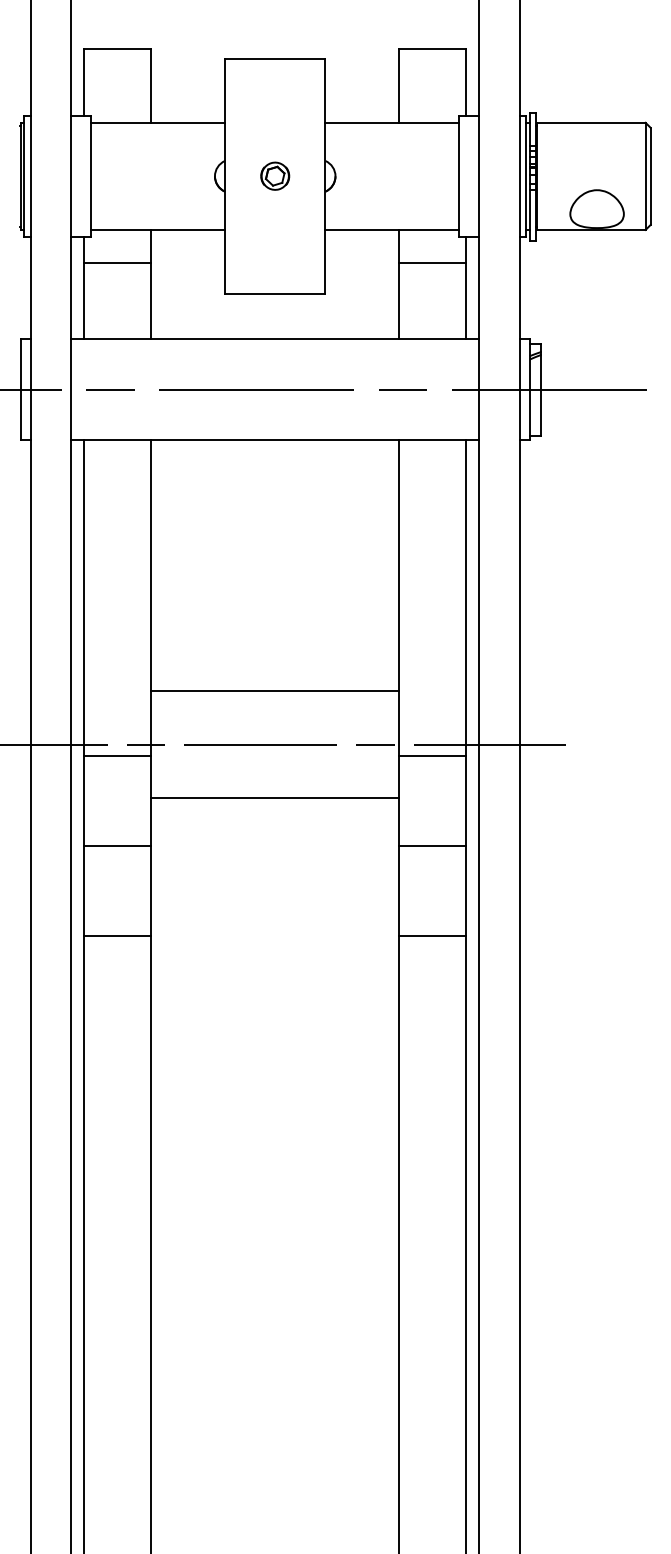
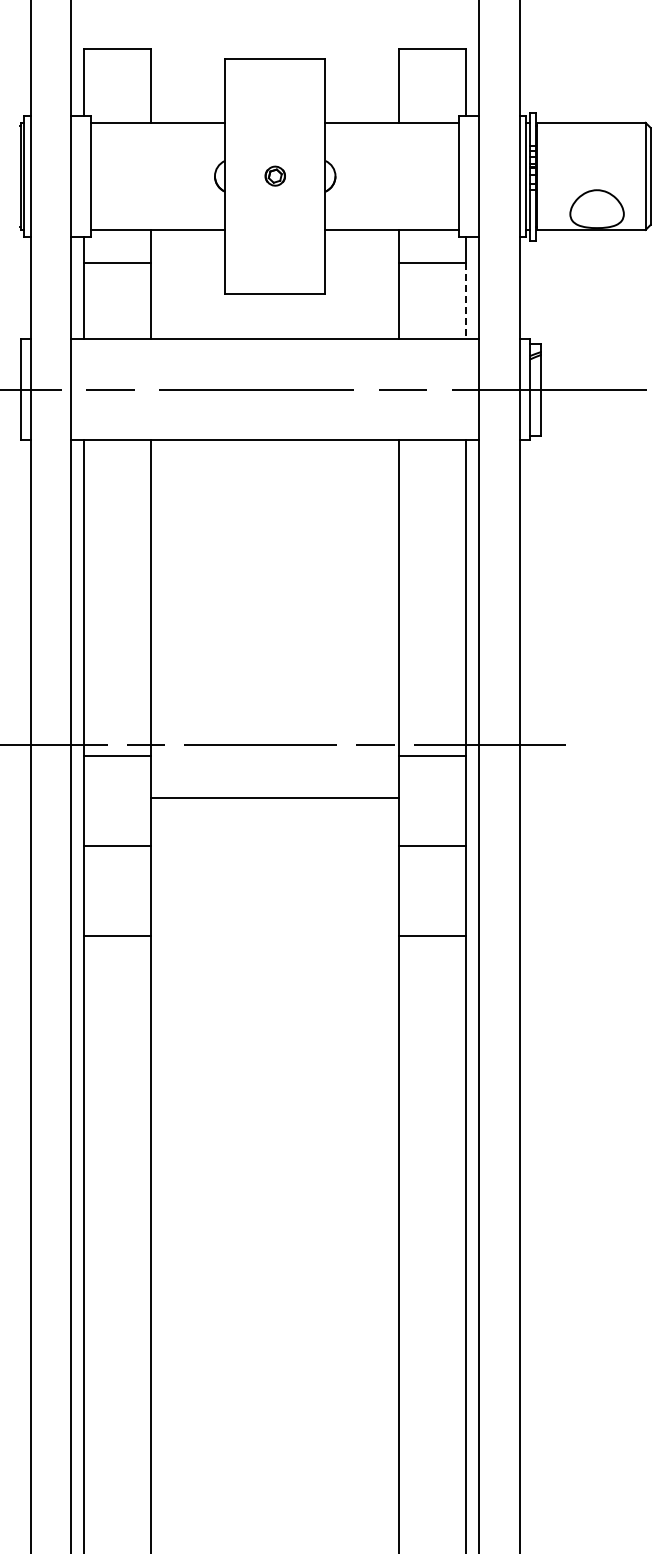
part size: 31x30 px -> 22x22 px (274, 175)
line: solid -> dashed (466, 301)
line: present -> none (275, 691)
